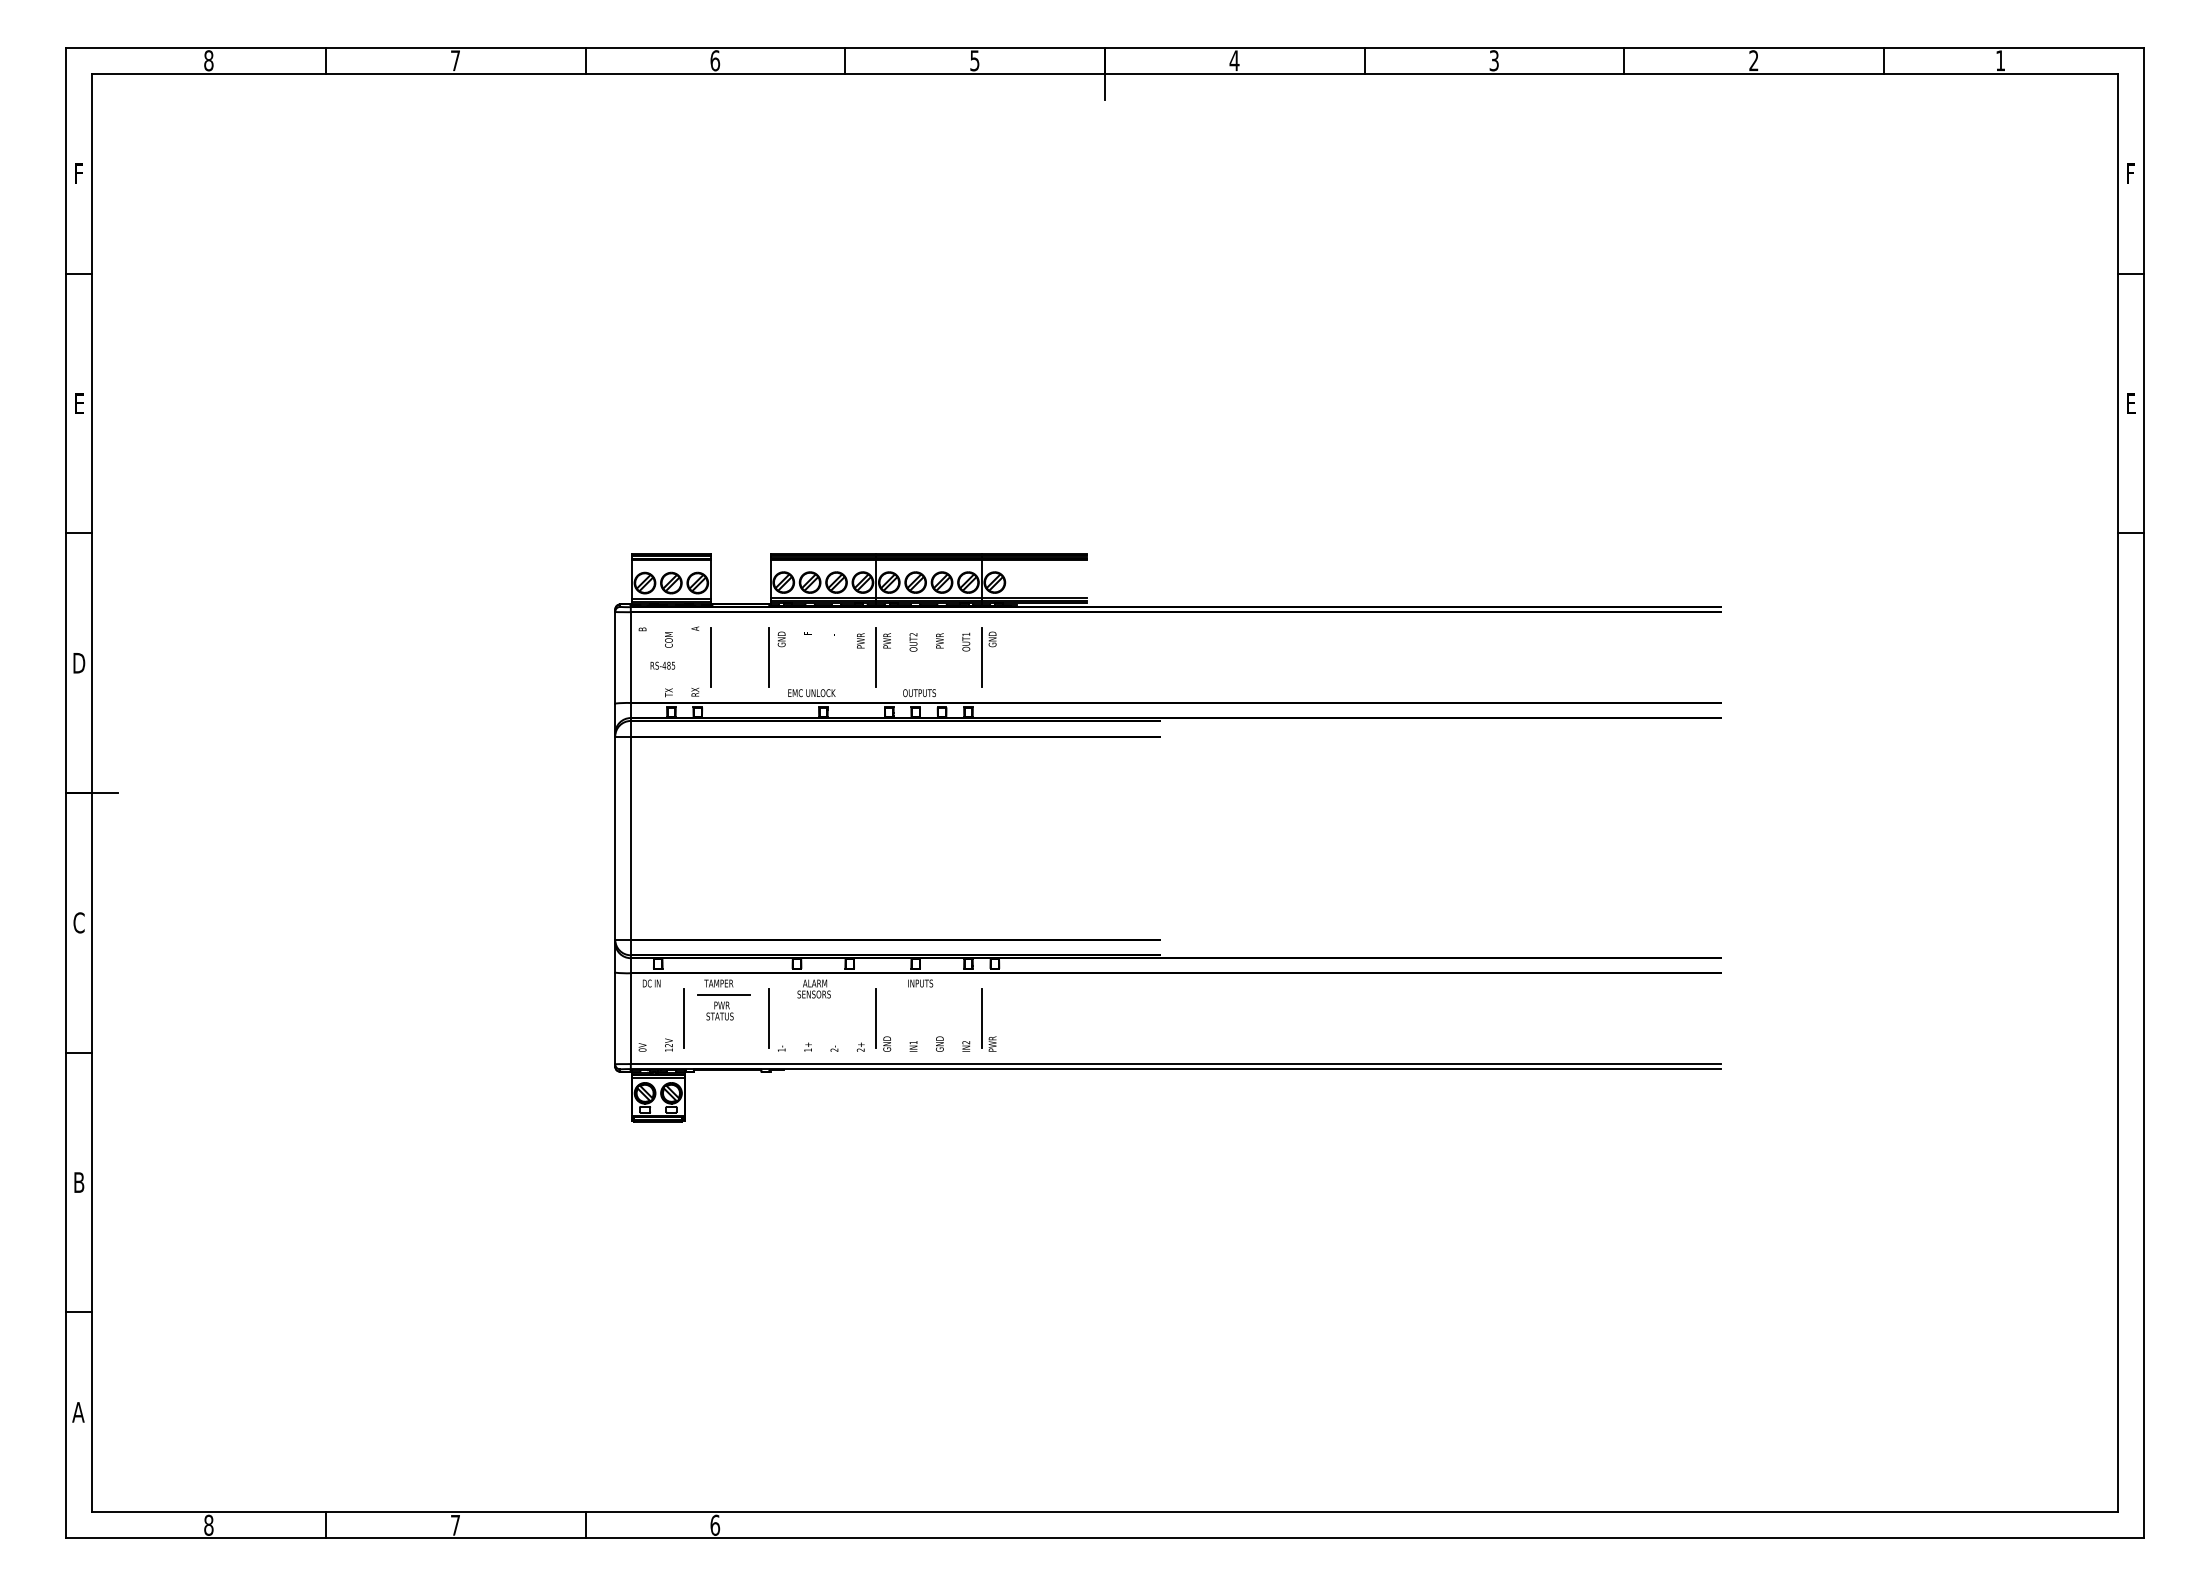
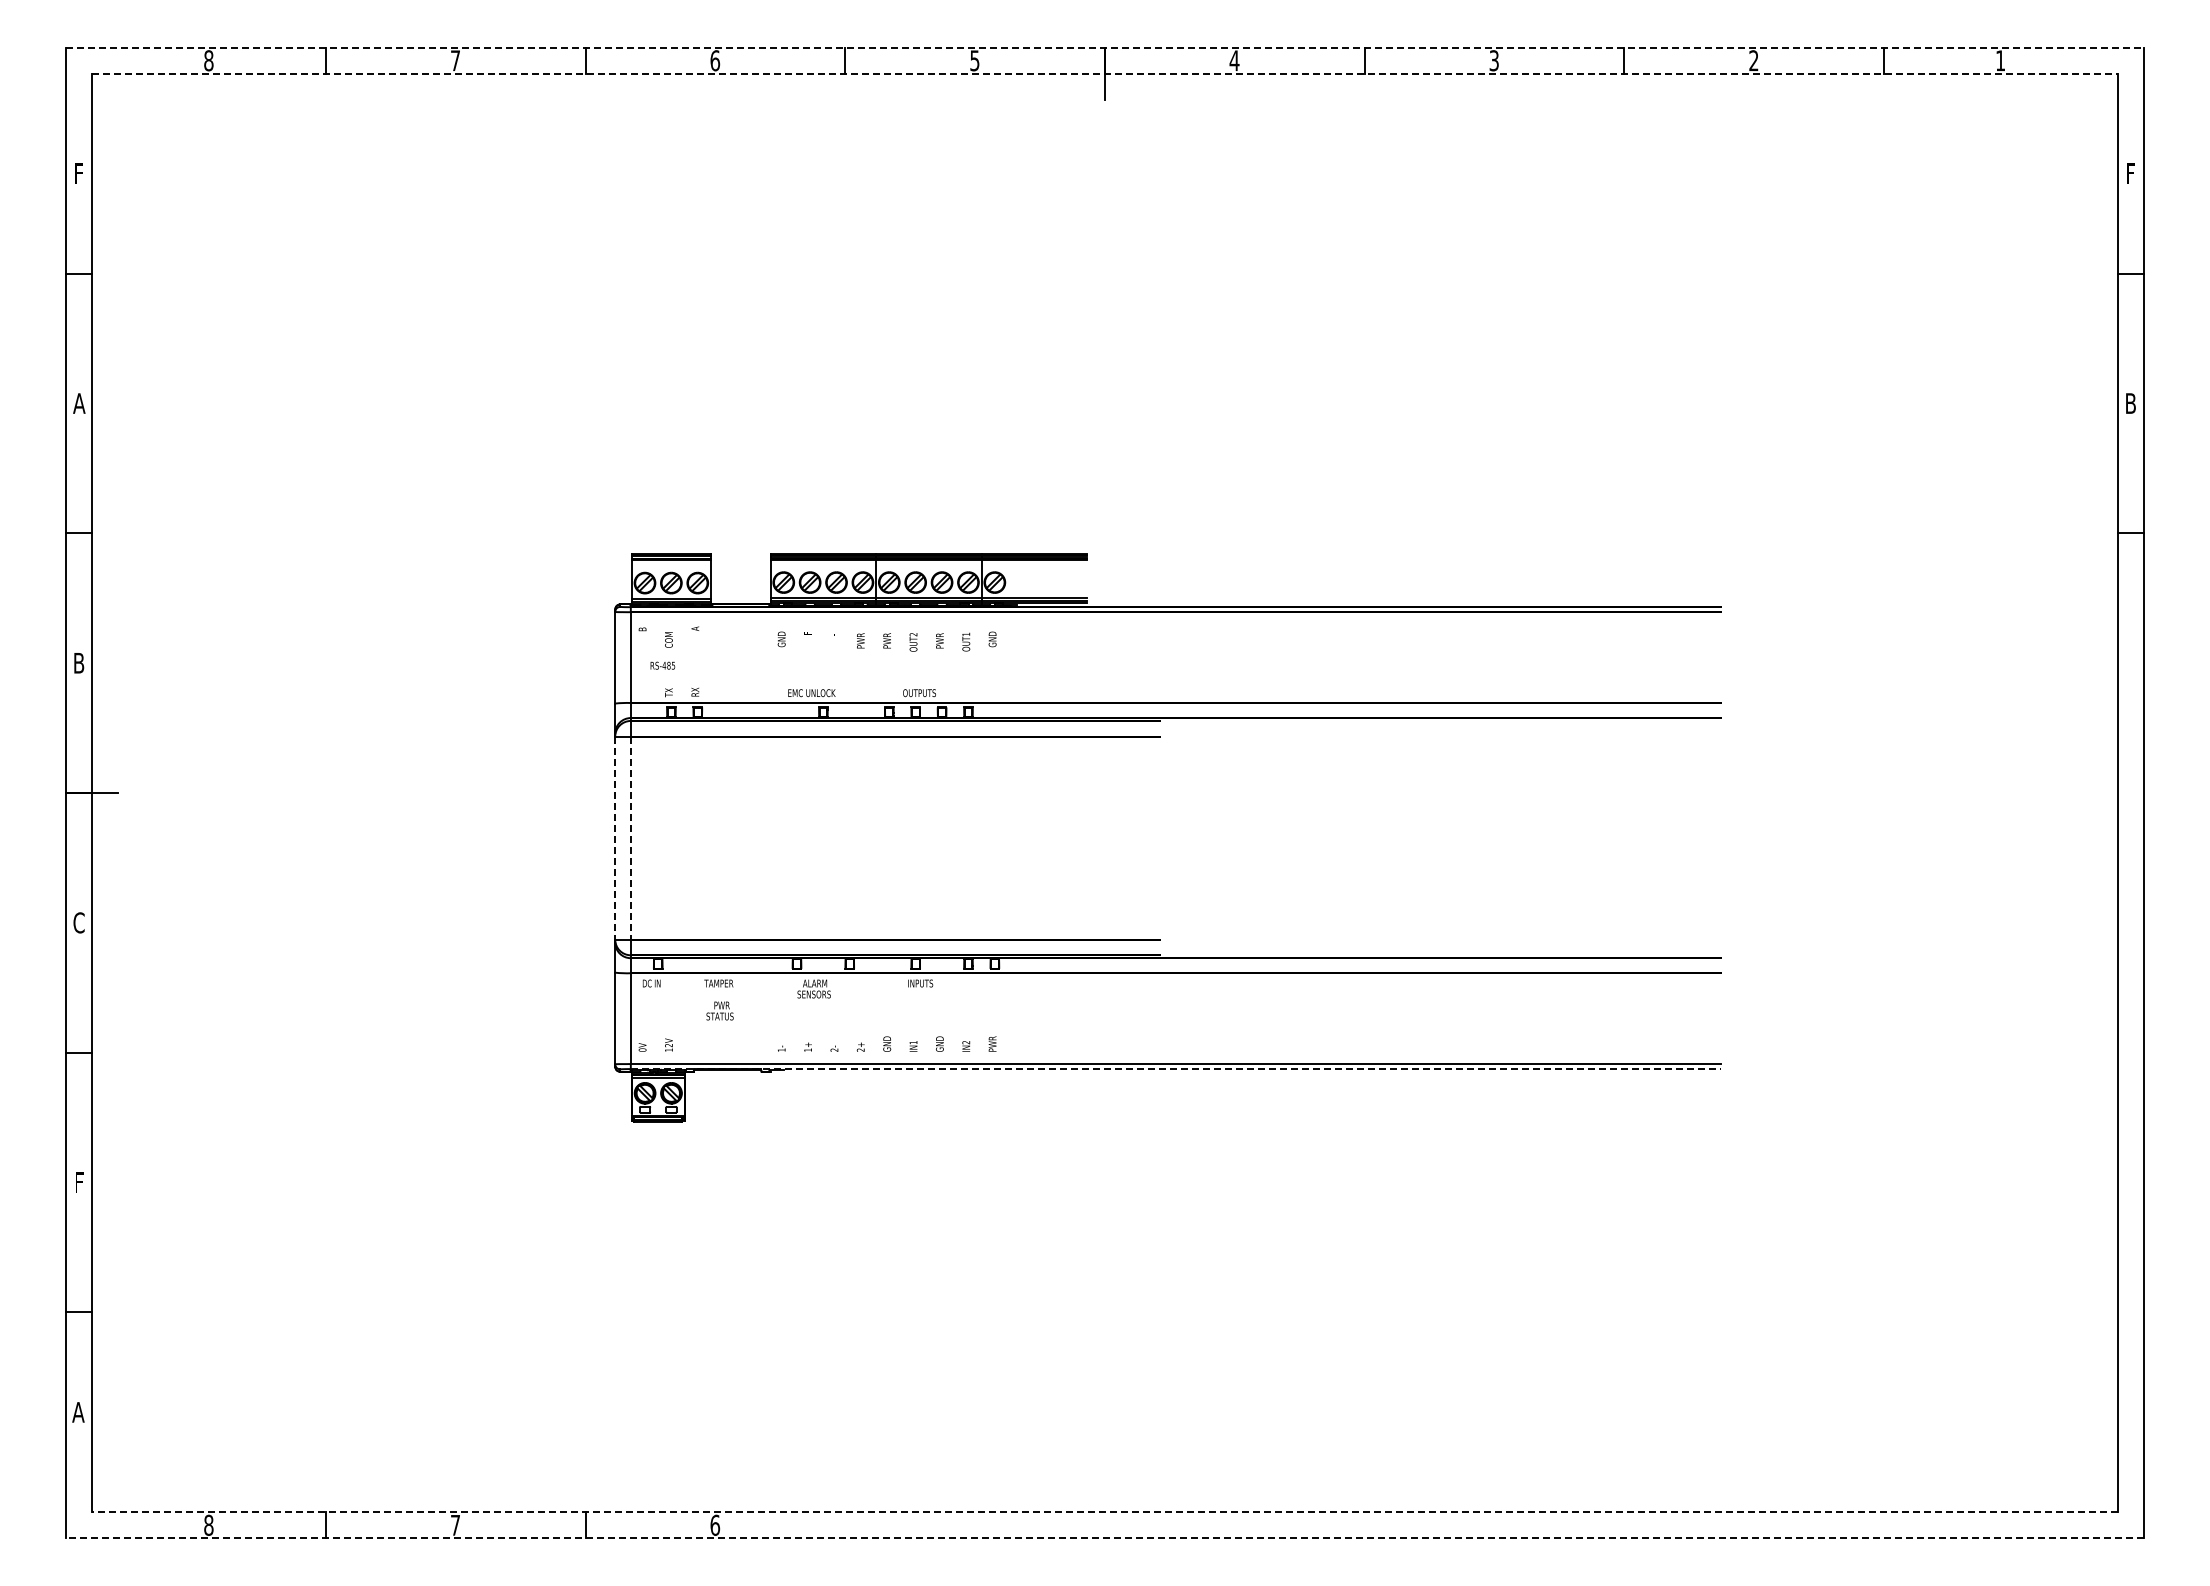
line: solid -> dashed (1105, 47)
line: solid -> dashed (1105, 73)
text: E -> A (79, 403)
text: E -> B (2130, 403)
line: present -> none (710, 657)
line: present -> none (768, 657)
line: present -> none (876, 657)
line: present -> none (982, 657)
text: D -> B (79, 663)
line: solid -> dashed (615, 838)
line: solid -> dashed (630, 838)
line: present -> none (723, 995)
line: present -> none (684, 1018)
line: present -> none (768, 1018)
line: present -> none (876, 1018)
line: present -> none (982, 1018)
line: solid -> dashed (1176, 1069)
text: B -> F (79, 1182)
line: solid -> dashed (1105, 1512)
line: solid -> dashed (1104, 1538)
